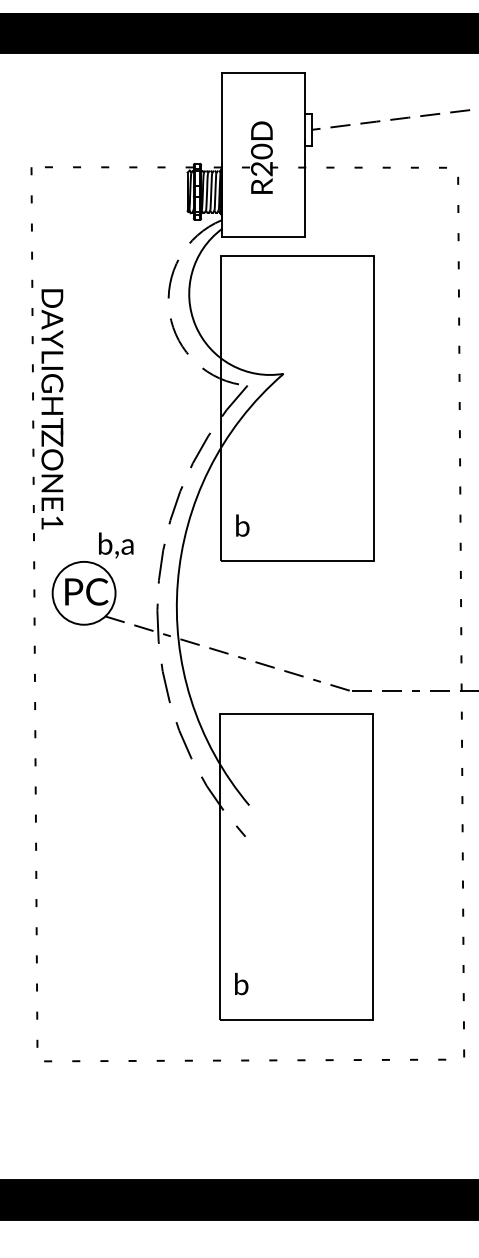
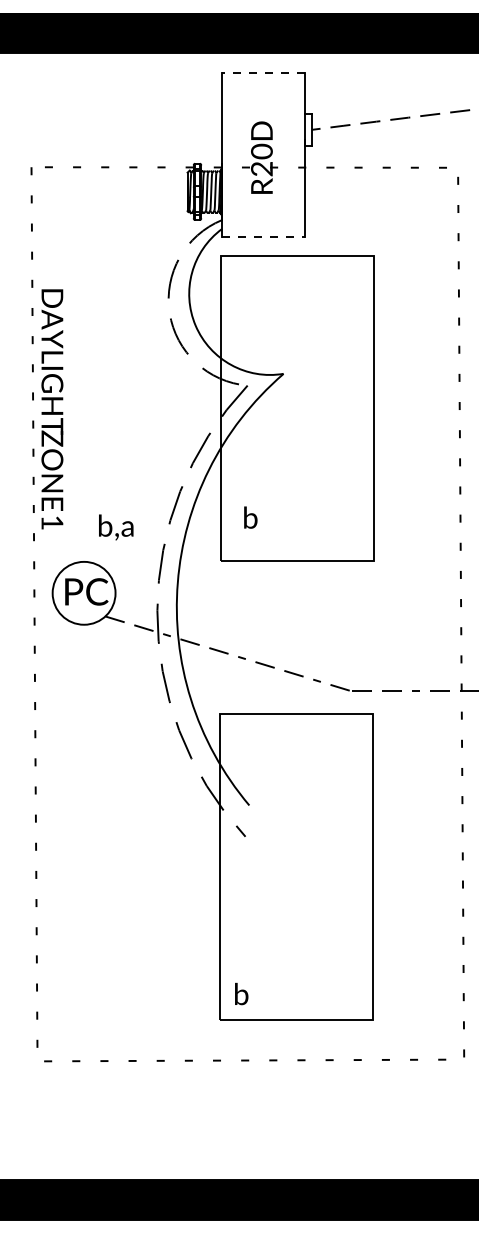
line: solid -> dashed (263, 73)
line: solid -> dashed (263, 236)
text position: (242, 525) -> (250, 517) (250, 517)
text position: (116, 545) -> (116, 527) (116, 527)
text position: (241, 983) -> (241, 993) (241, 993)
